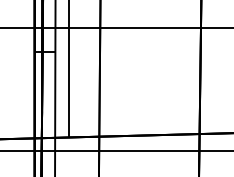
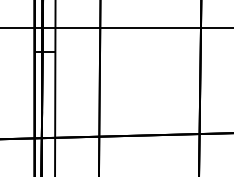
line: present -> none (69, 69)
line: present -> none (116, 150)
